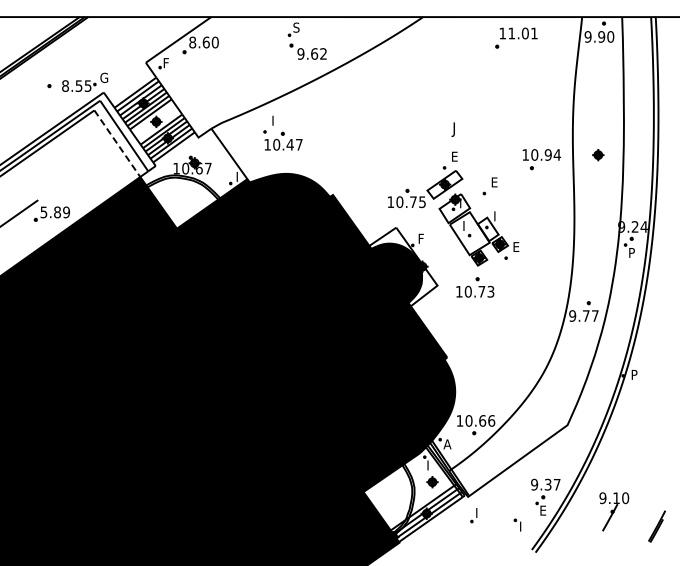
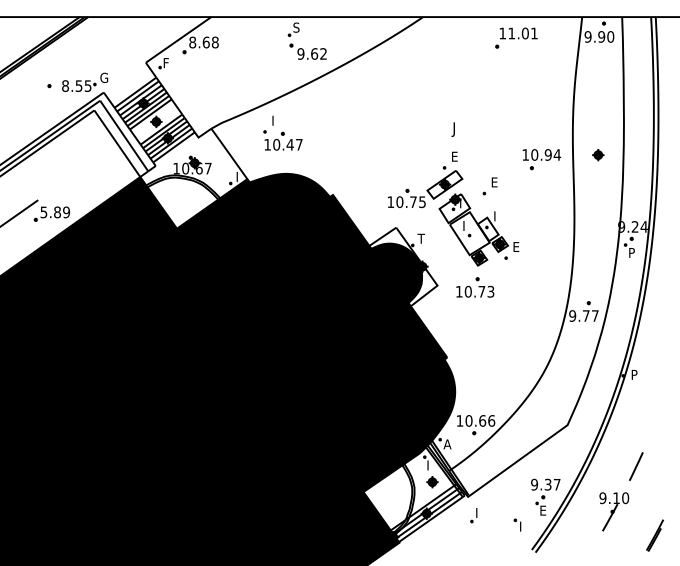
text: 8.60 -> 8.68 (214, 42)
line: dashed -> solid (117, 144)
text: F -> T (420, 238)
line: none -> present (636, 466)
part position: (656, 526) -> (654, 535) (654, 535)
